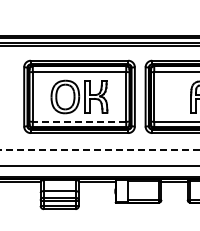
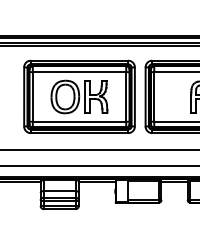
line: dashed -> solid (79, 121)
line: dashed -> solid (99, 149)
